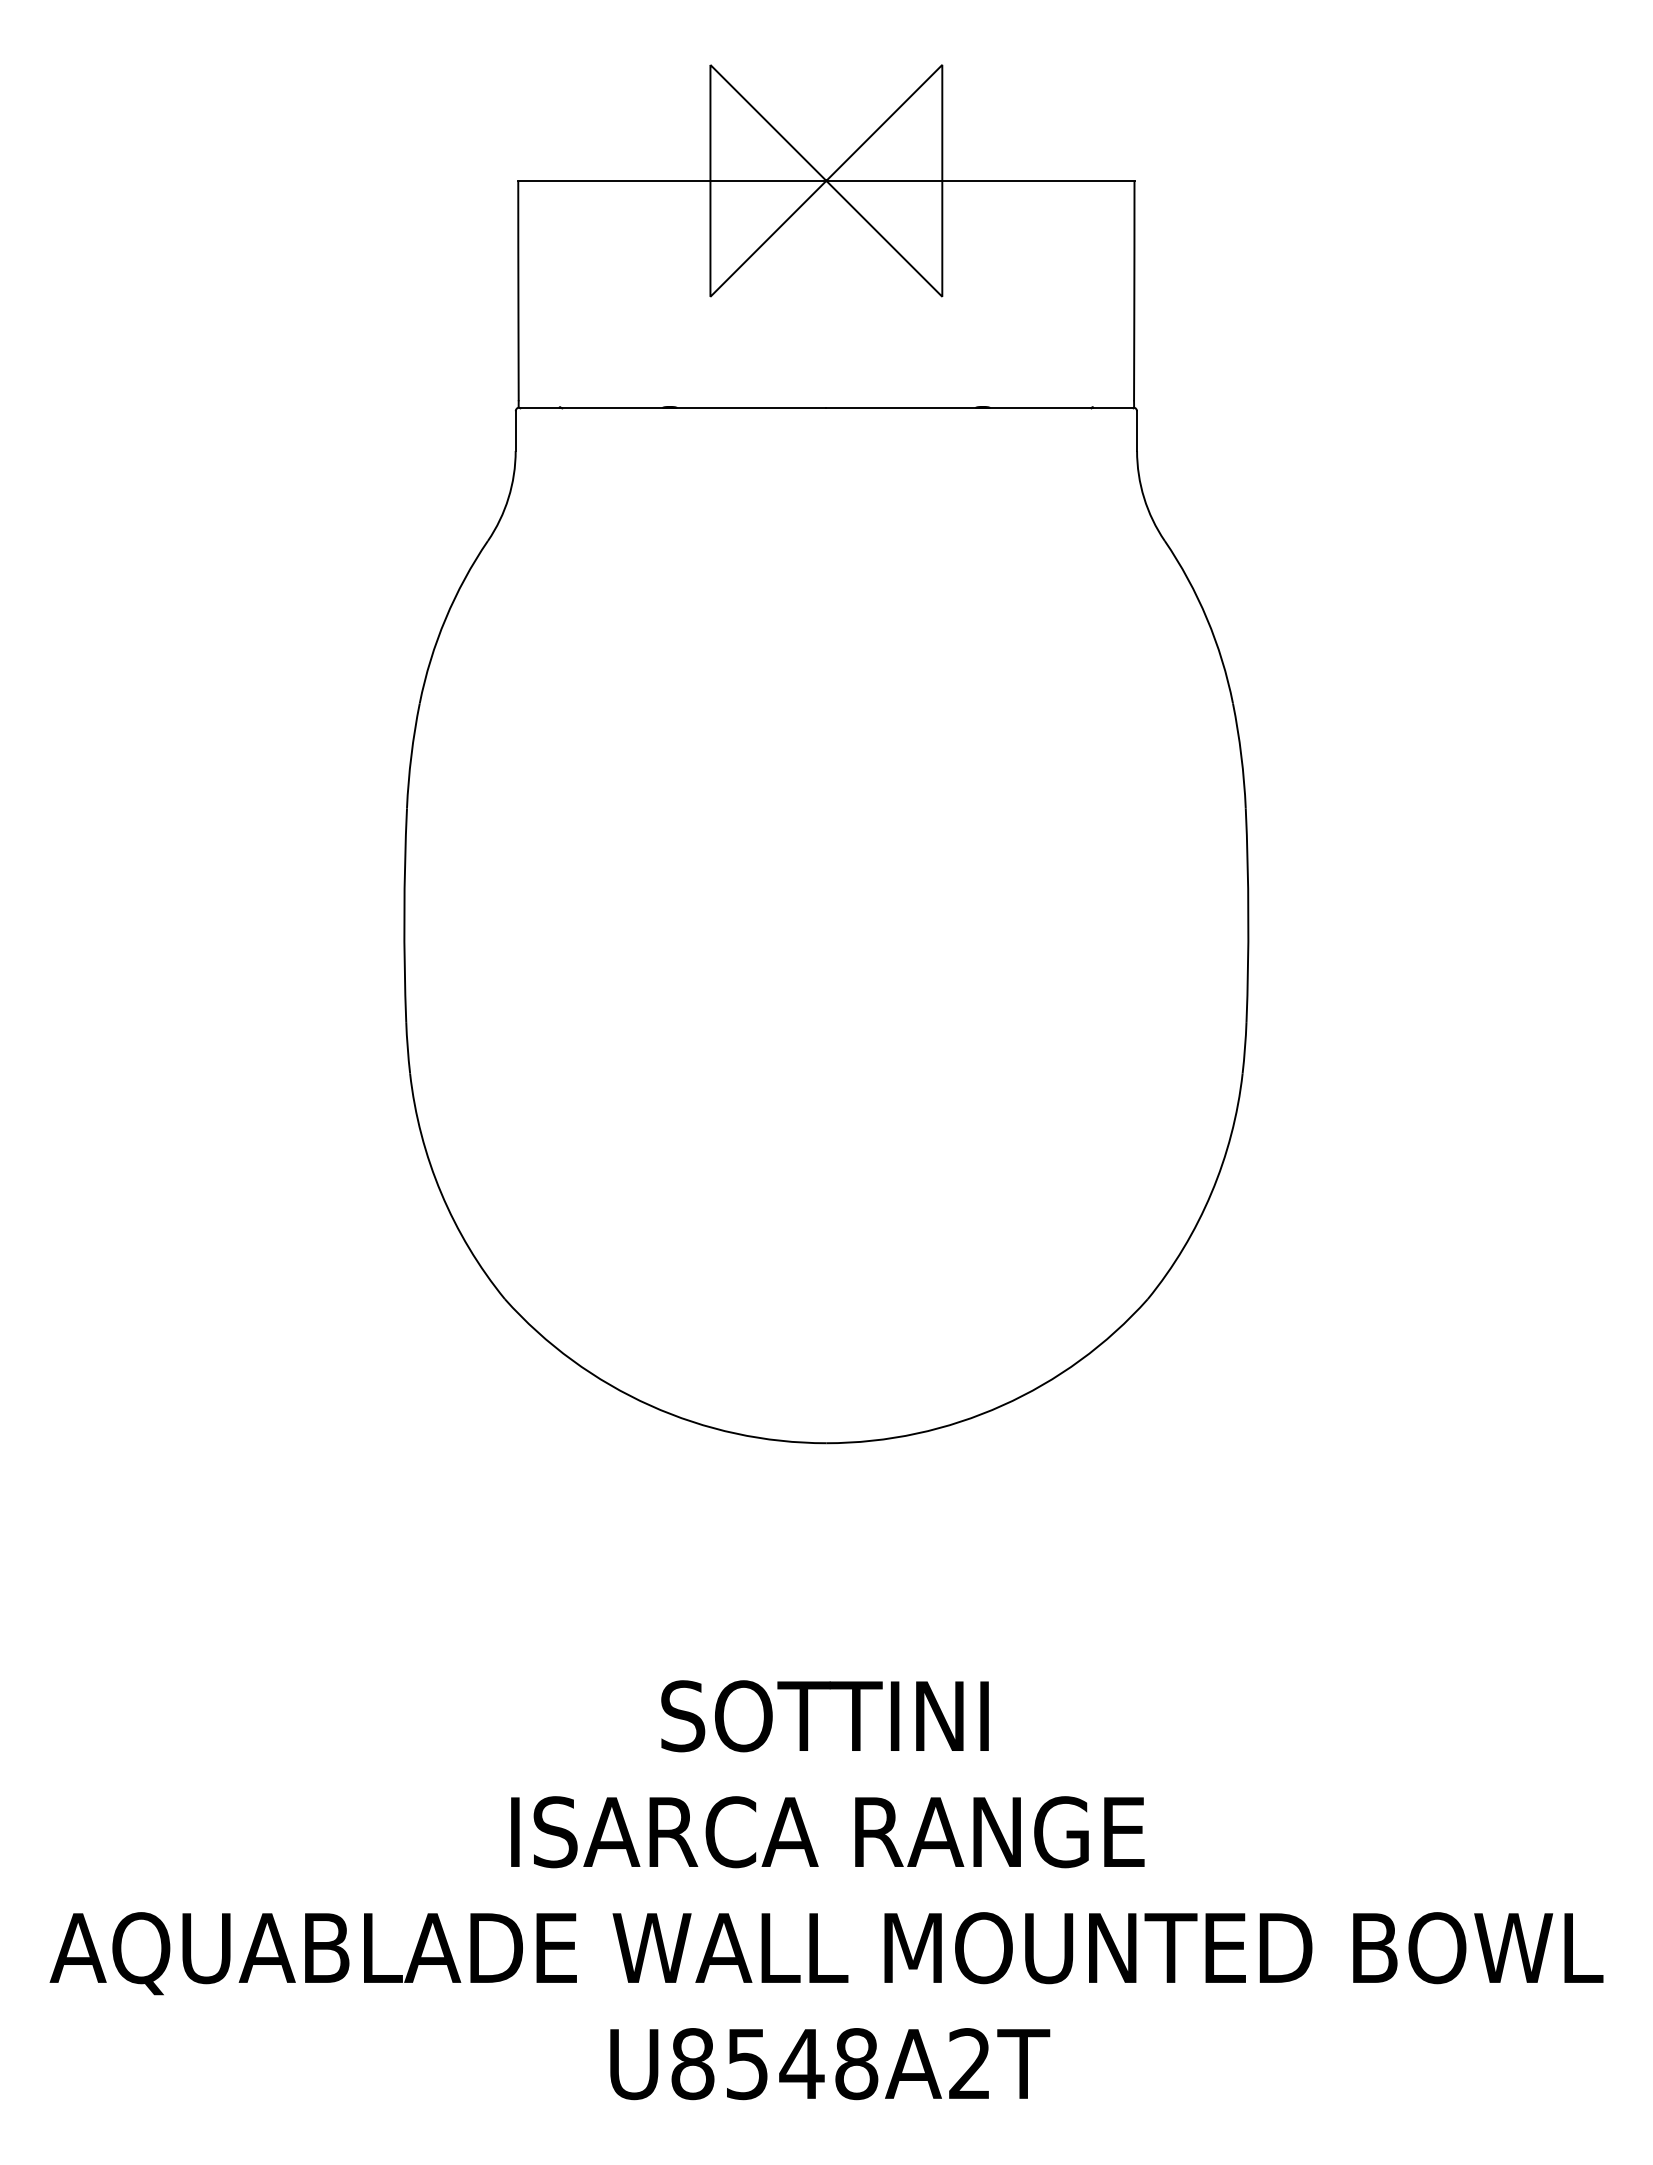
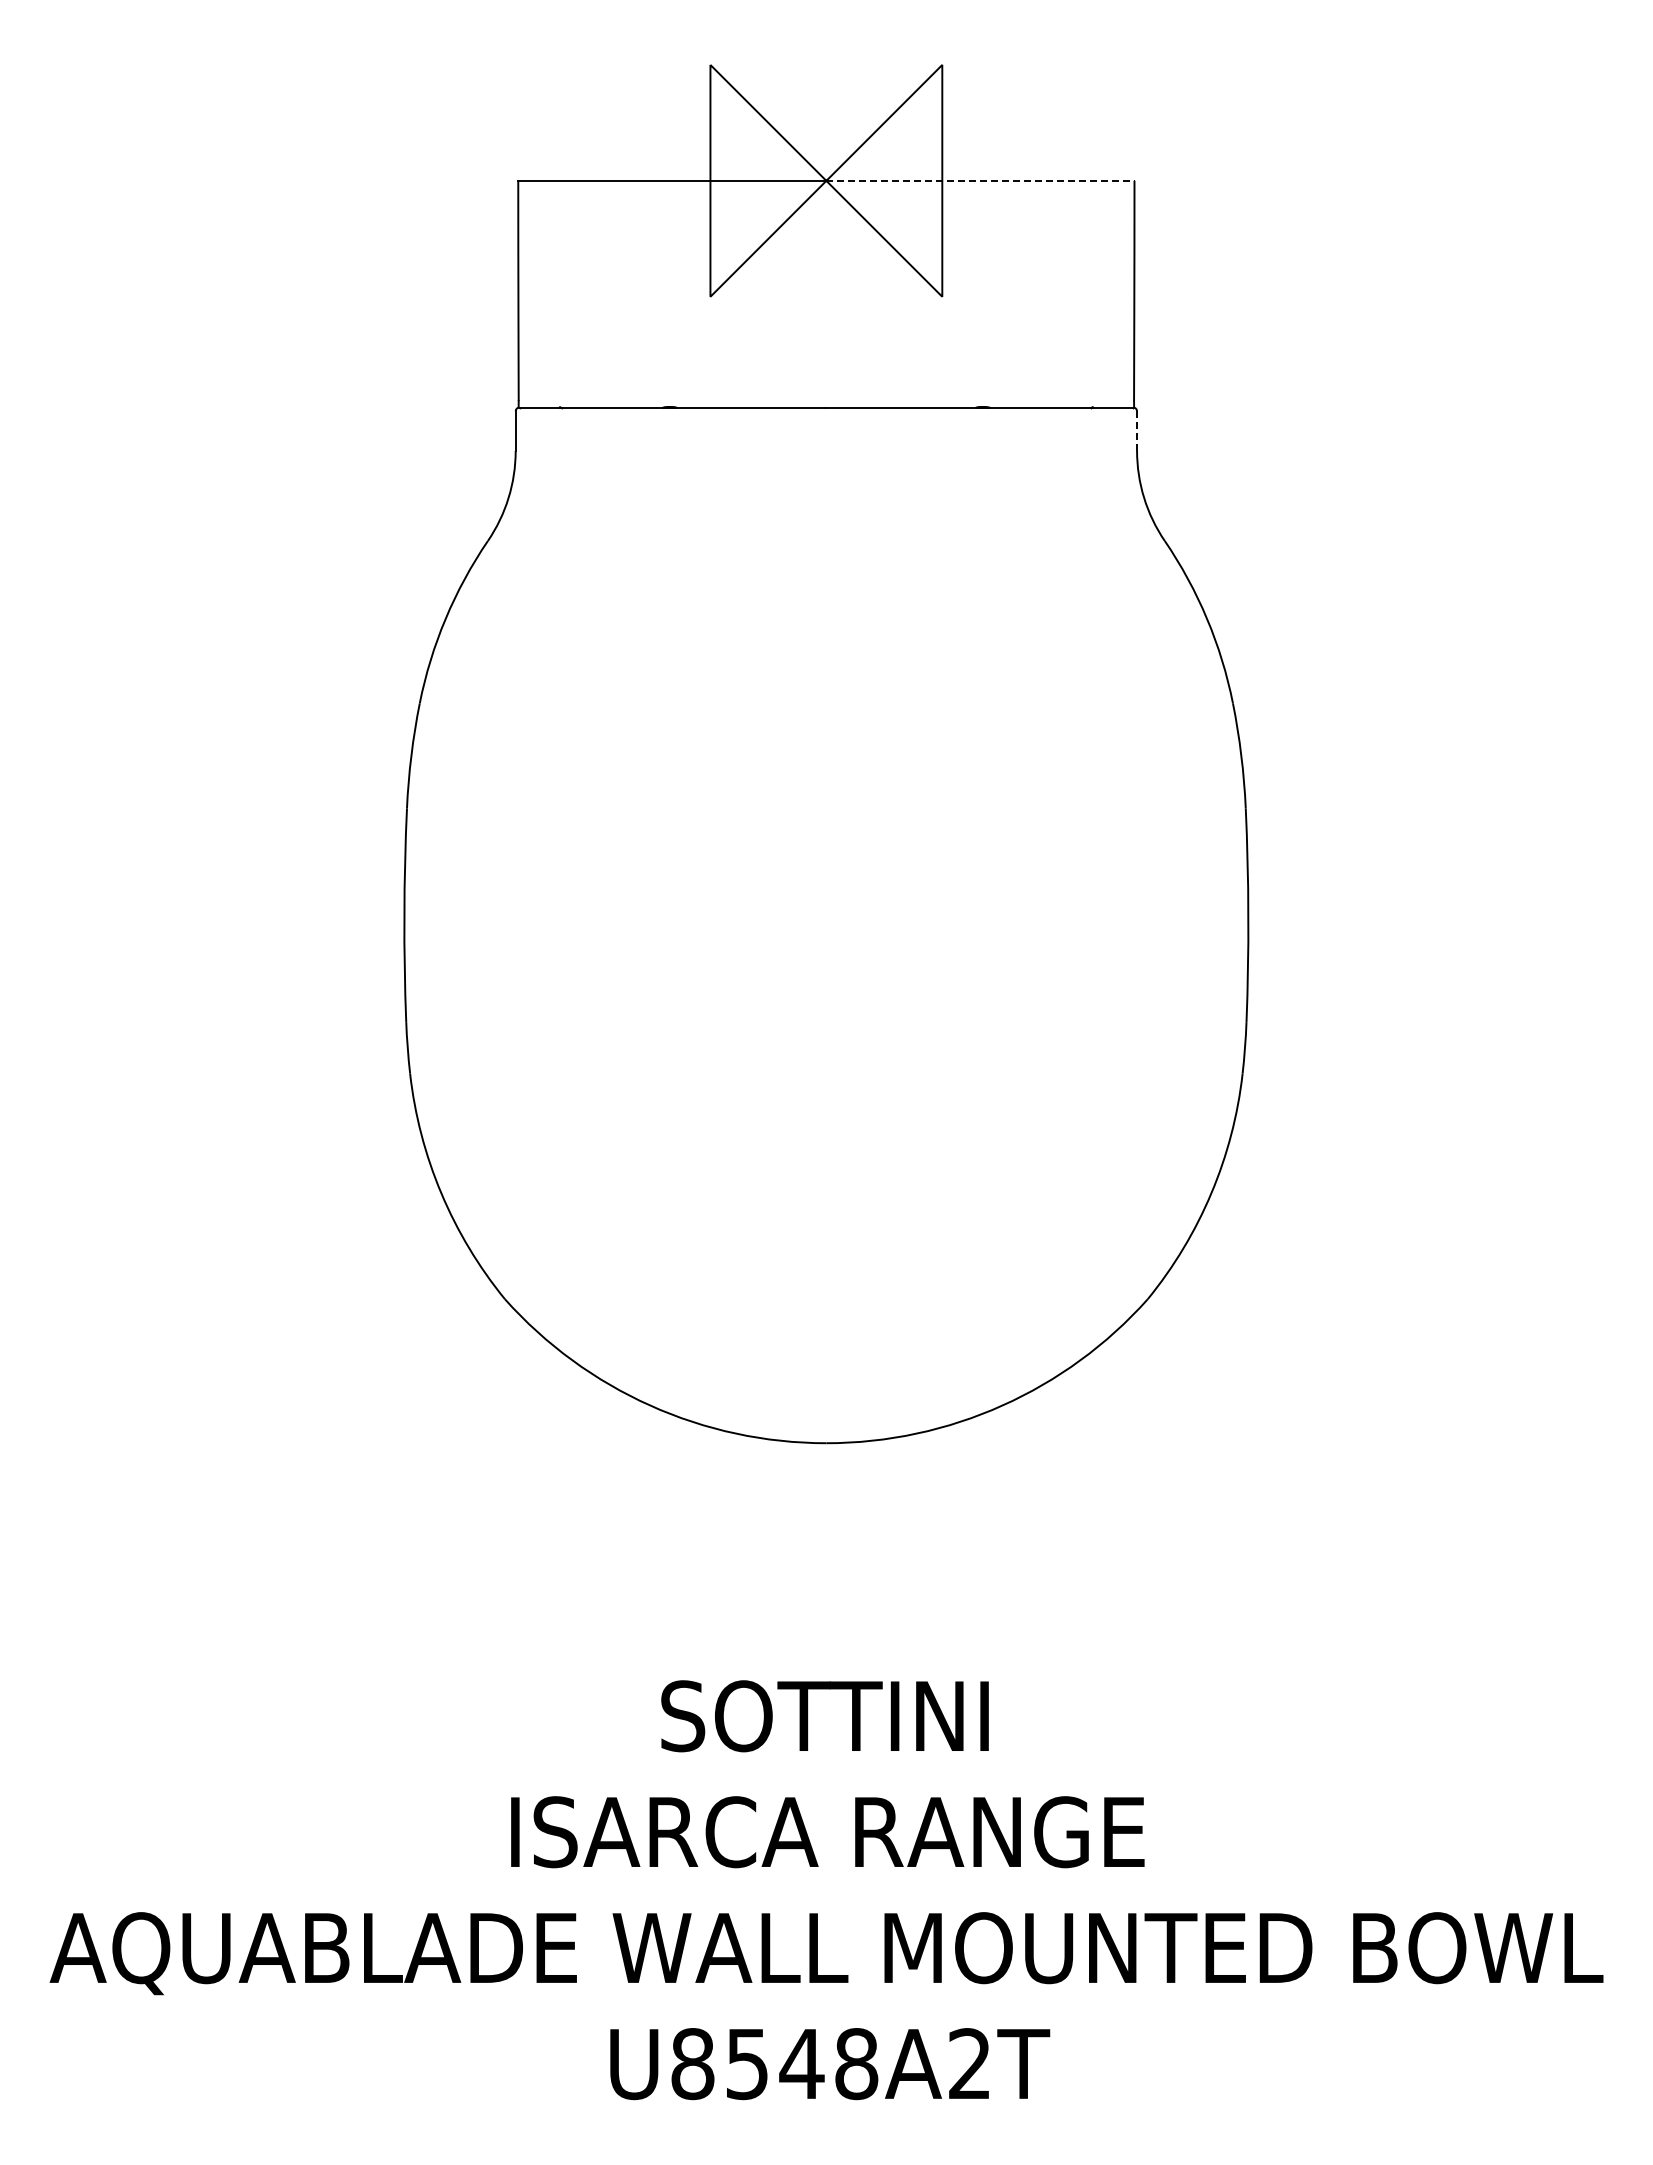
line: solid -> dashed (980, 180)
line: solid -> dashed (1137, 431)
